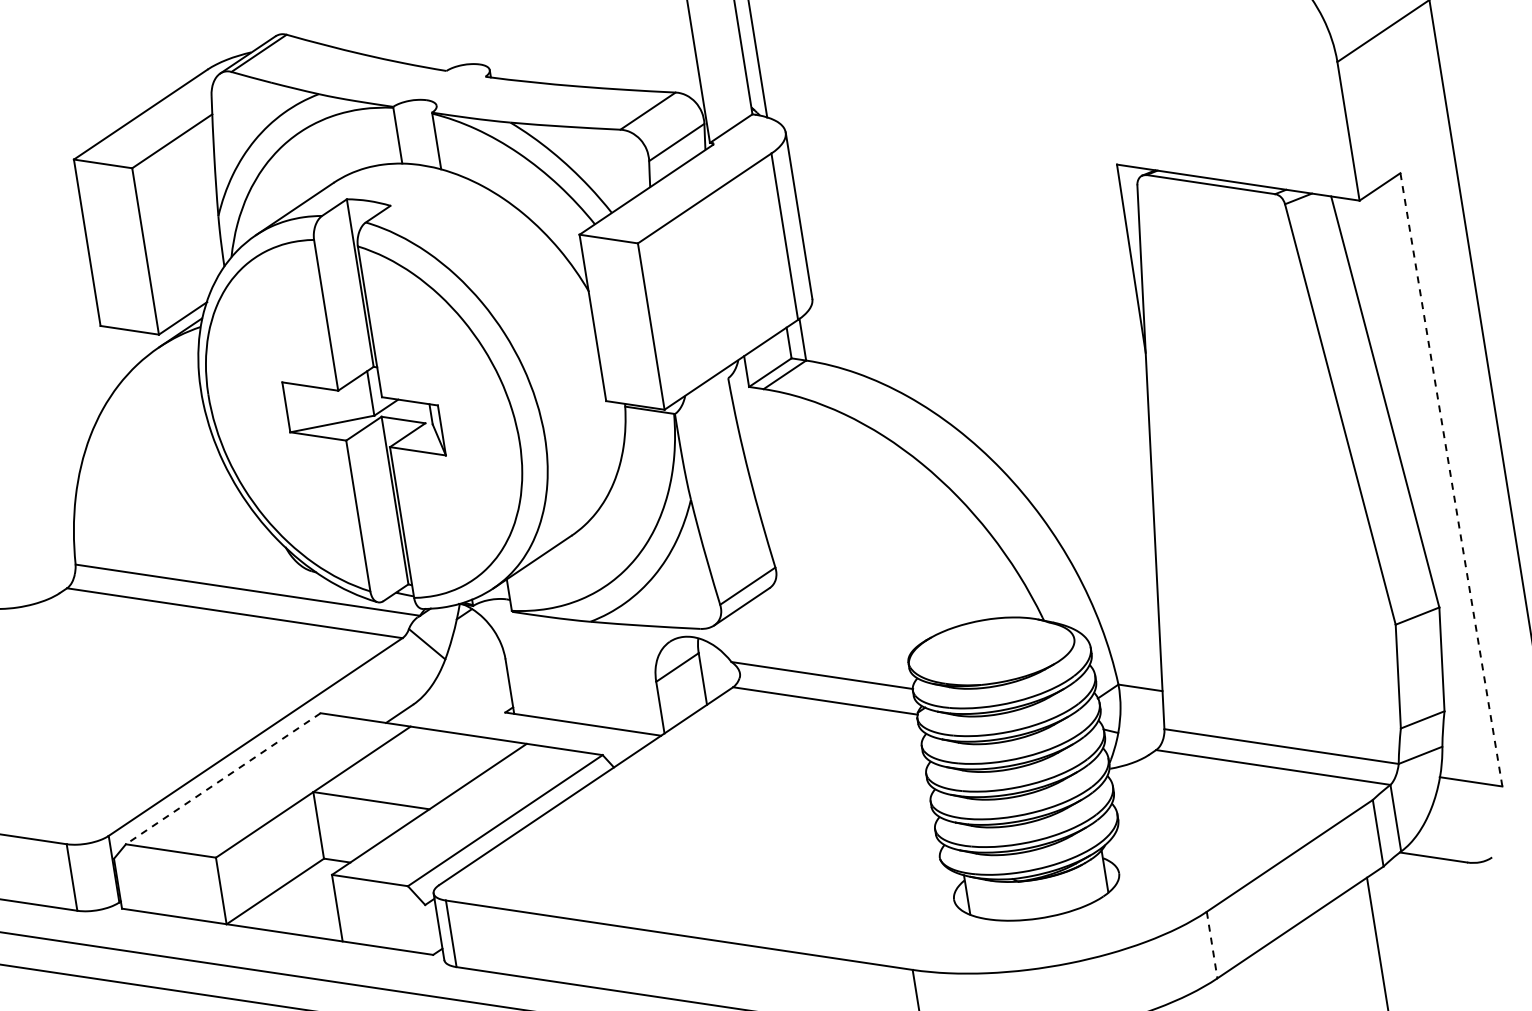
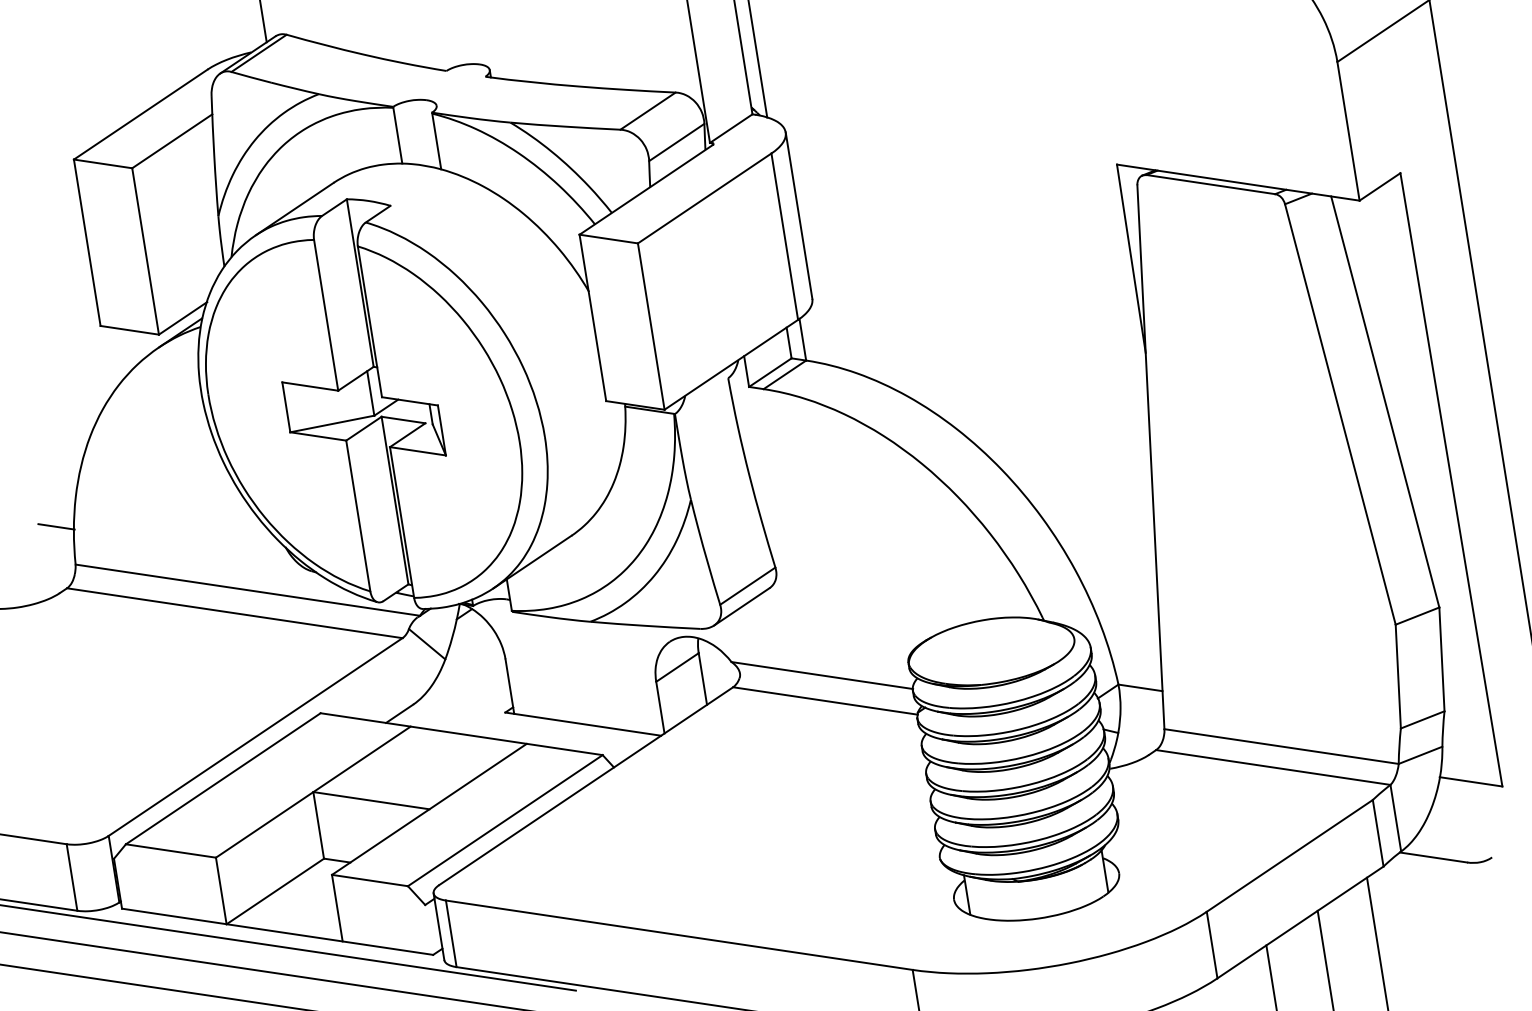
line: none -> present (263, 22)
line: dashed -> solid (1451, 479)
line: none -> present (56, 526)
line: dashed -> solid (222, 779)
line: dashed -> solid (1212, 945)
line: none -> present (288, 947)
line: none -> present (1325, 958)
line: none -> present (1271, 976)
